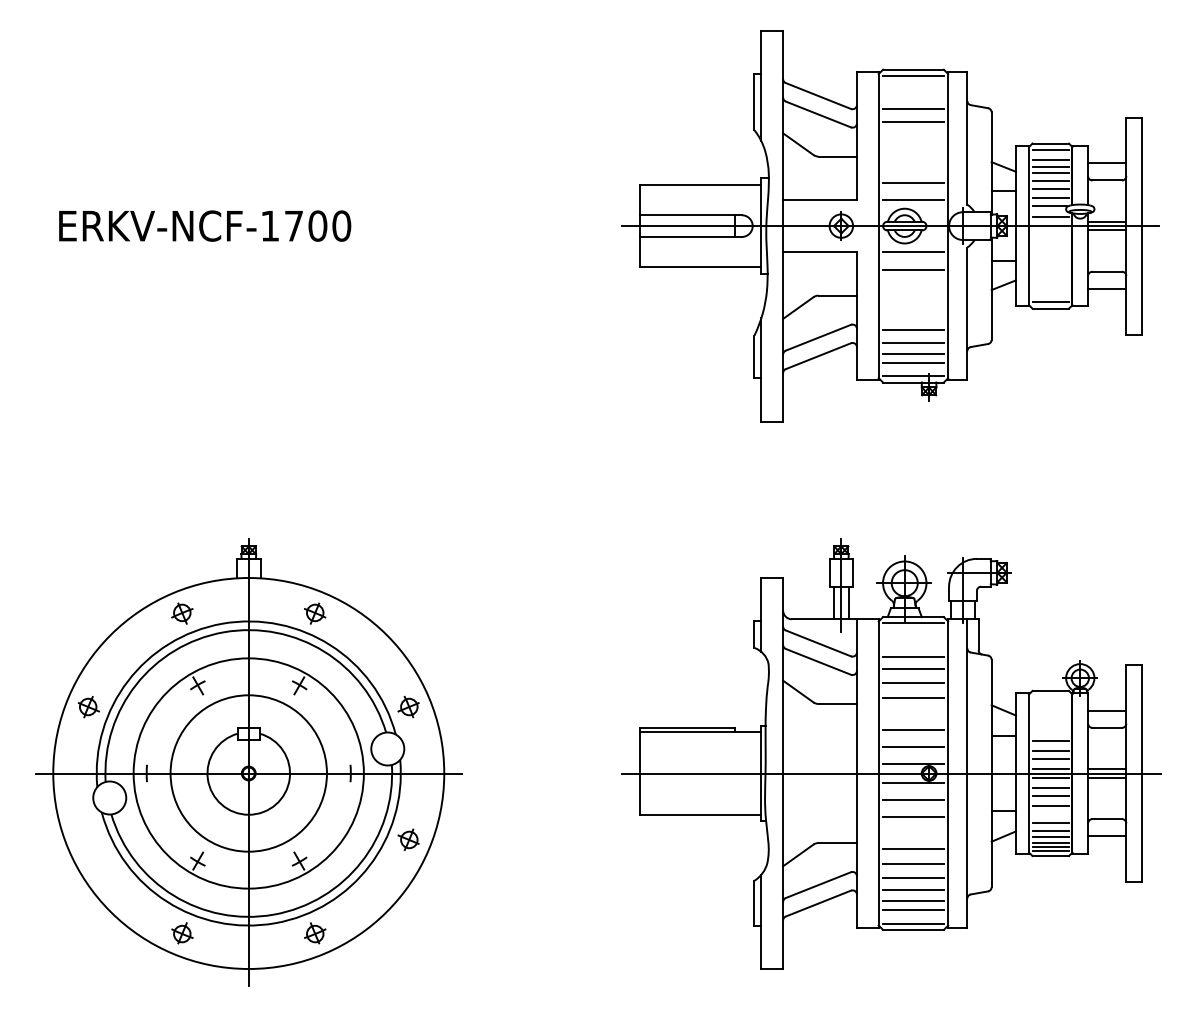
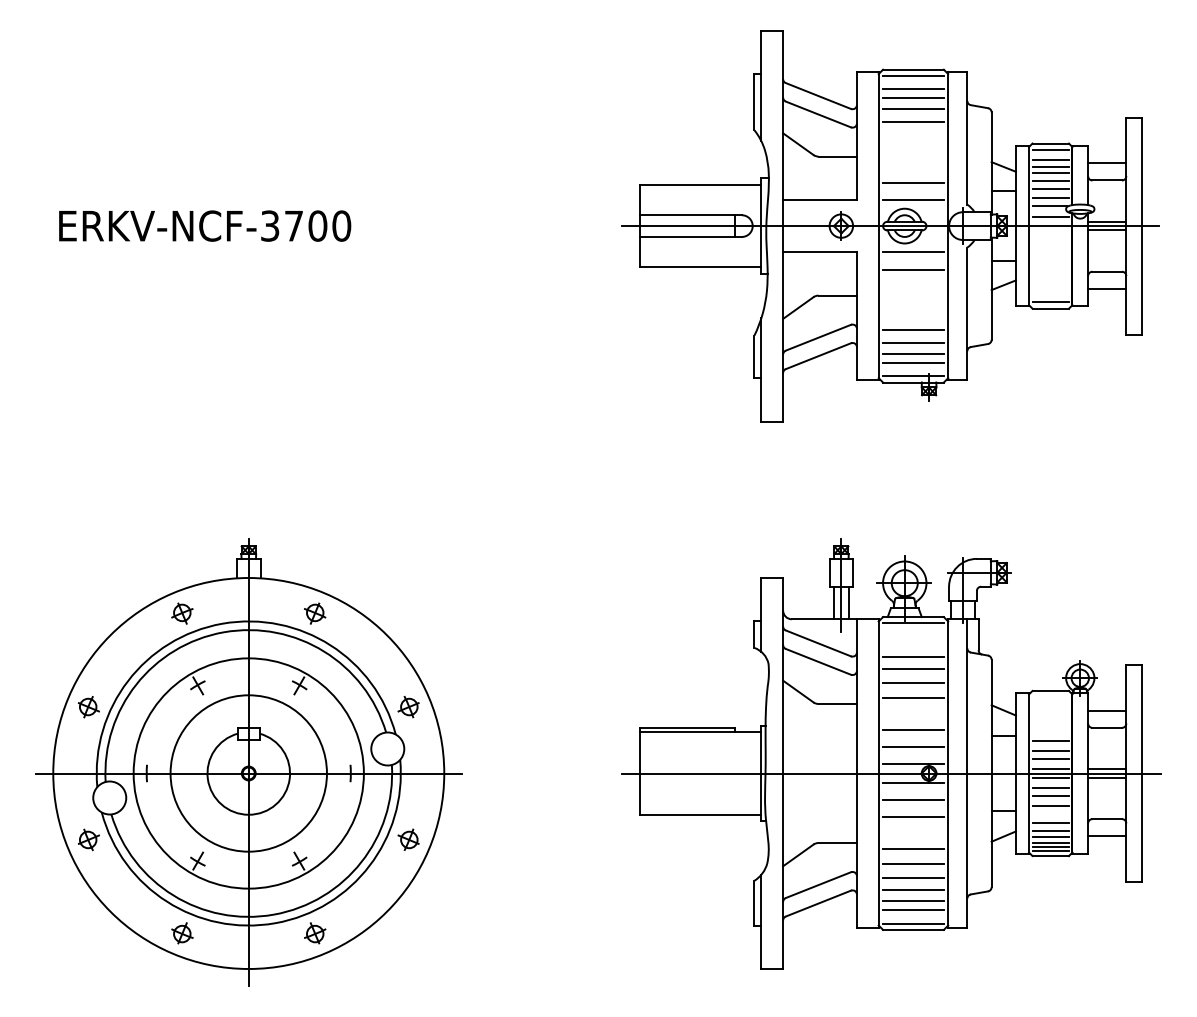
line: none -> present (913, 89)
line: none -> present (913, 98)
text: ERKV-NCF-1700 -> ERKV-NCF-3700 (270, 225)
part: none -> present (88, 839)
